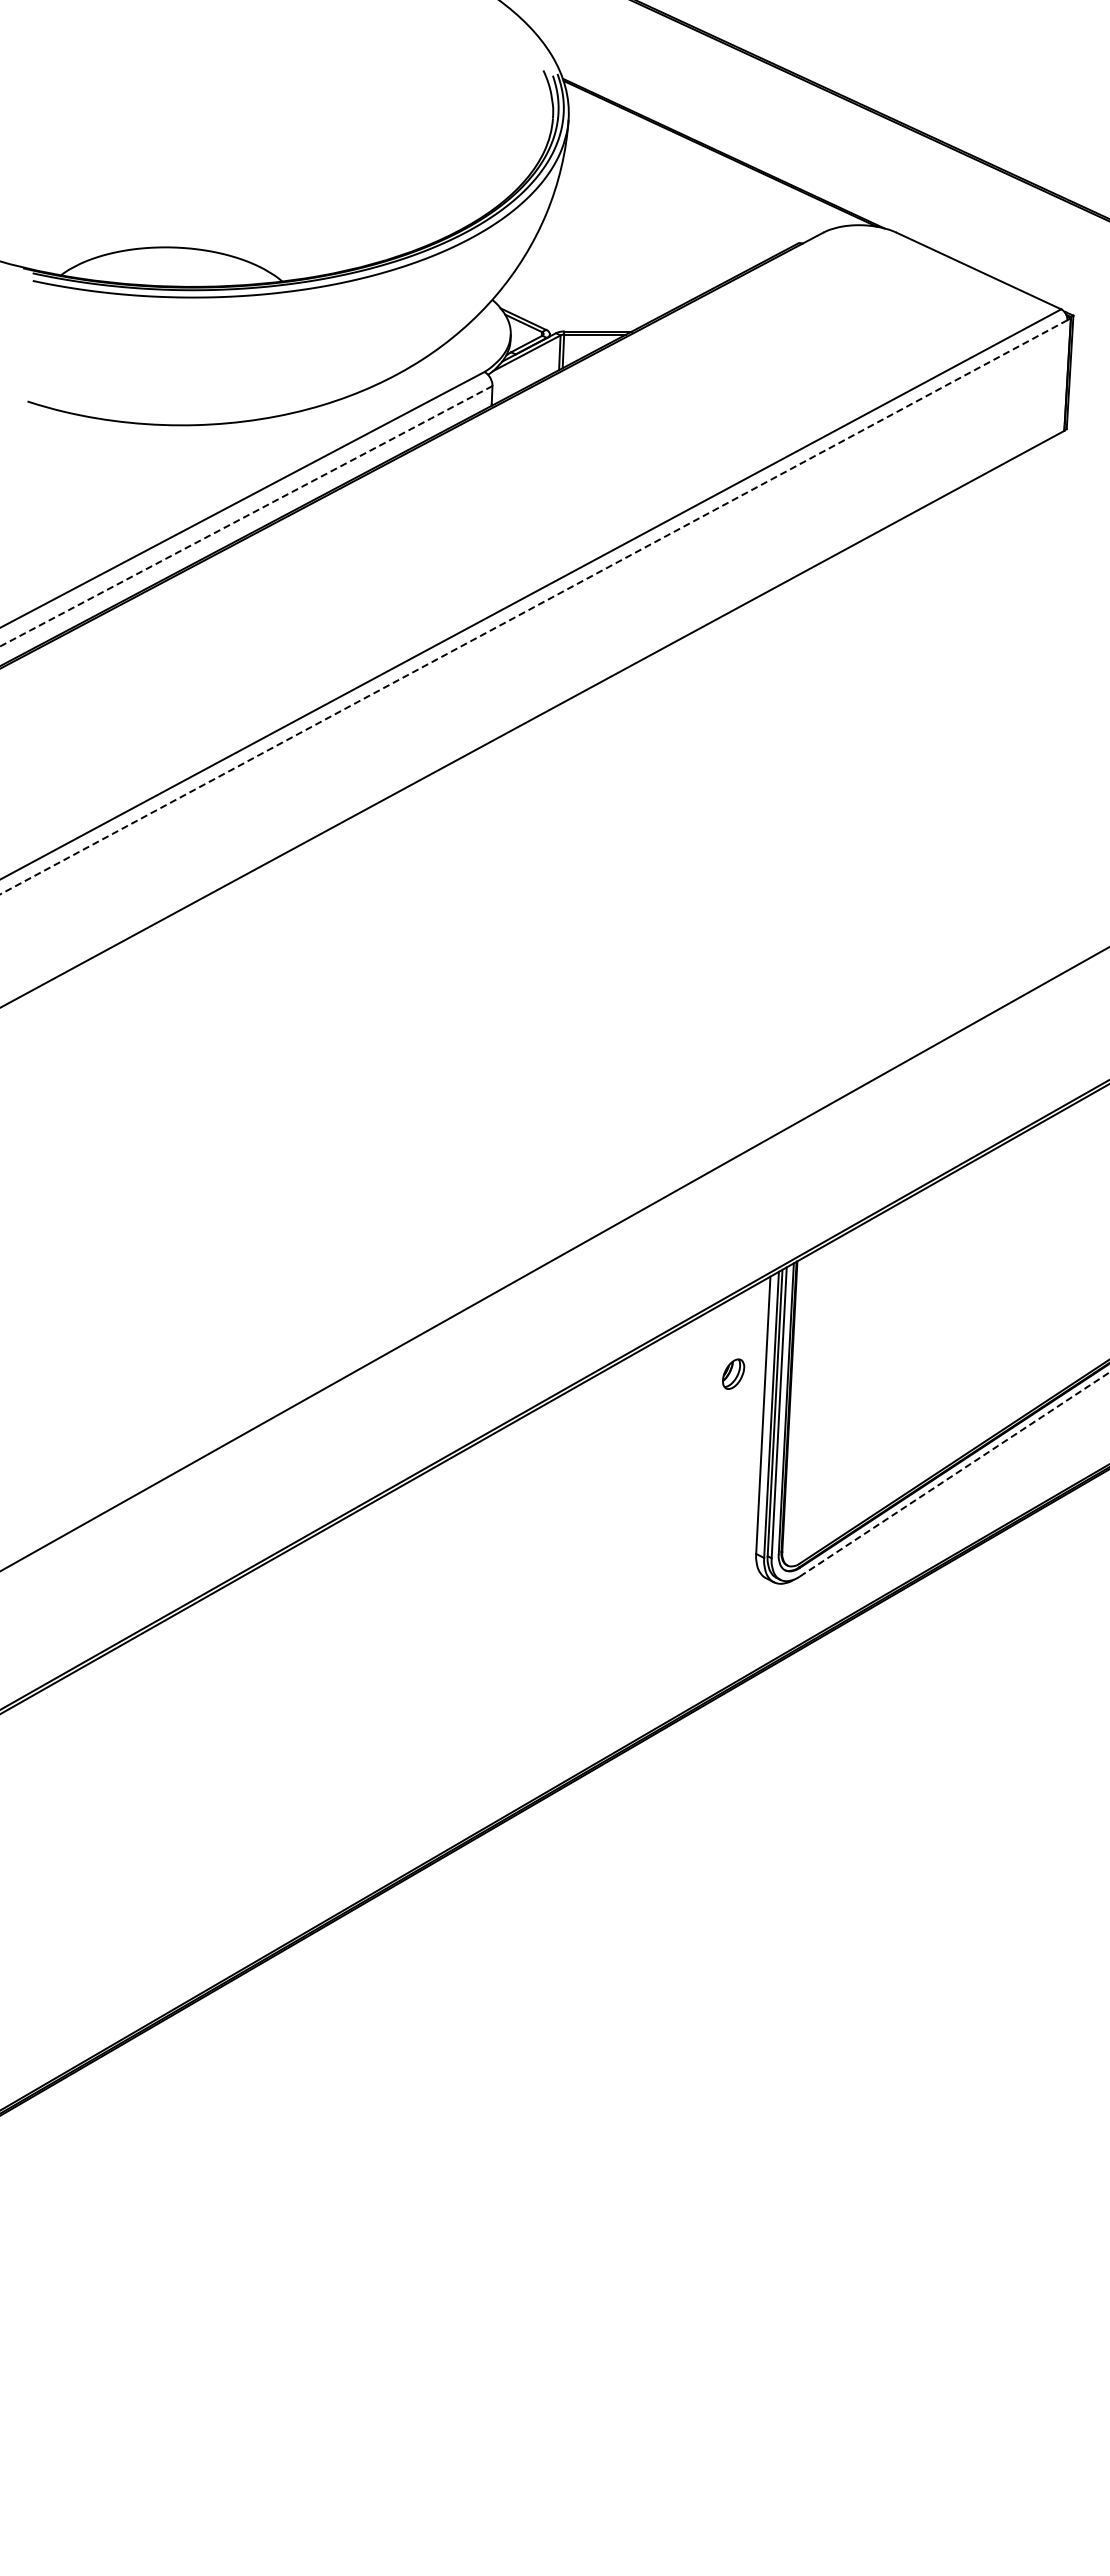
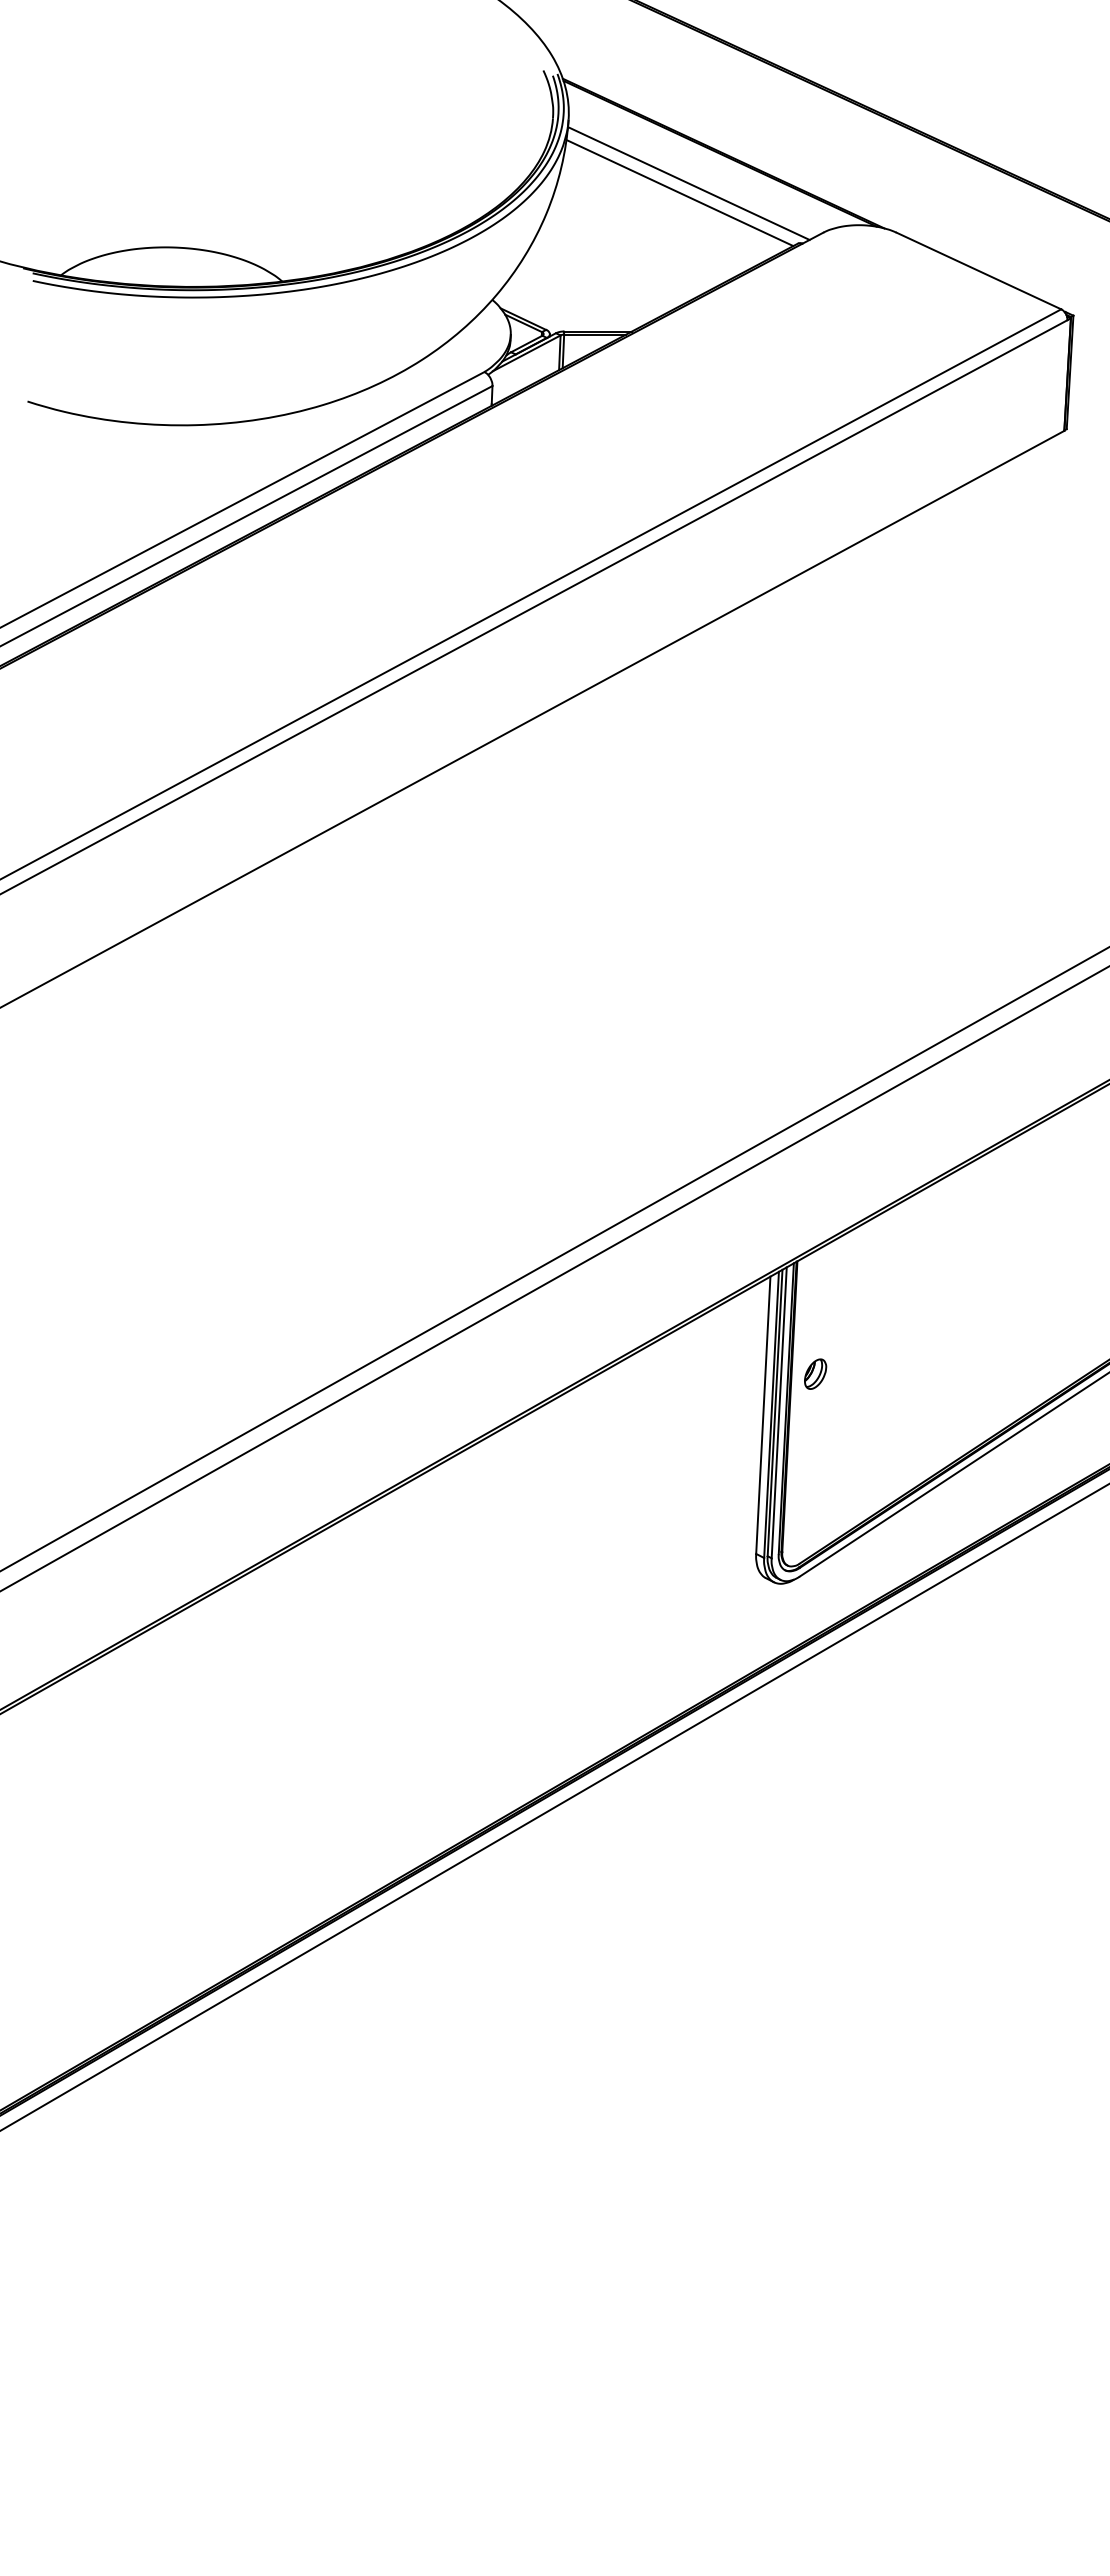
line: none -> present (688, 183)
line: none -> present (679, 193)
line: dashed -> solid (246, 516)
line: dashed -> solid (534, 607)
line: none -> present (554, 1278)
part position: (733, 1373) -> (815, 1373) (815, 1373)
line: dashed -> solid (955, 1474)
line: none -> present (554, 1807)
